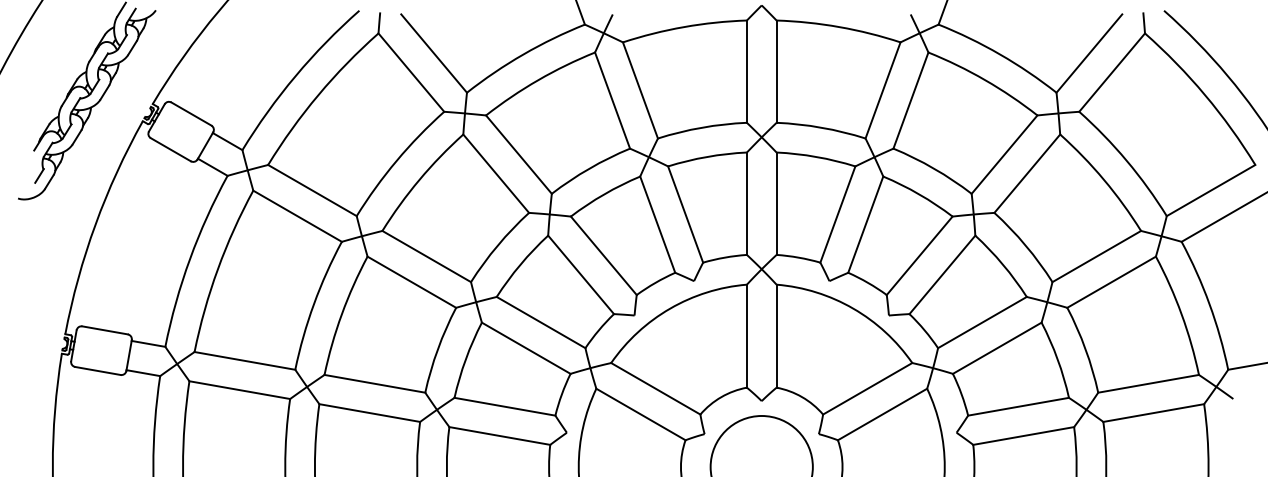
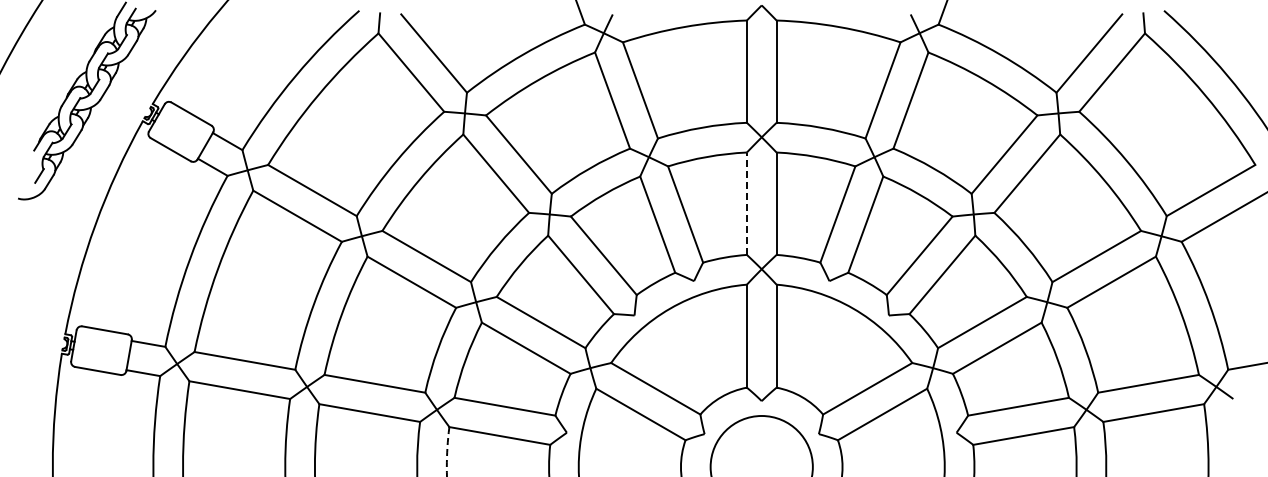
line: solid -> dashed (746, 203)
arc: solid -> dashed (447, 451)
